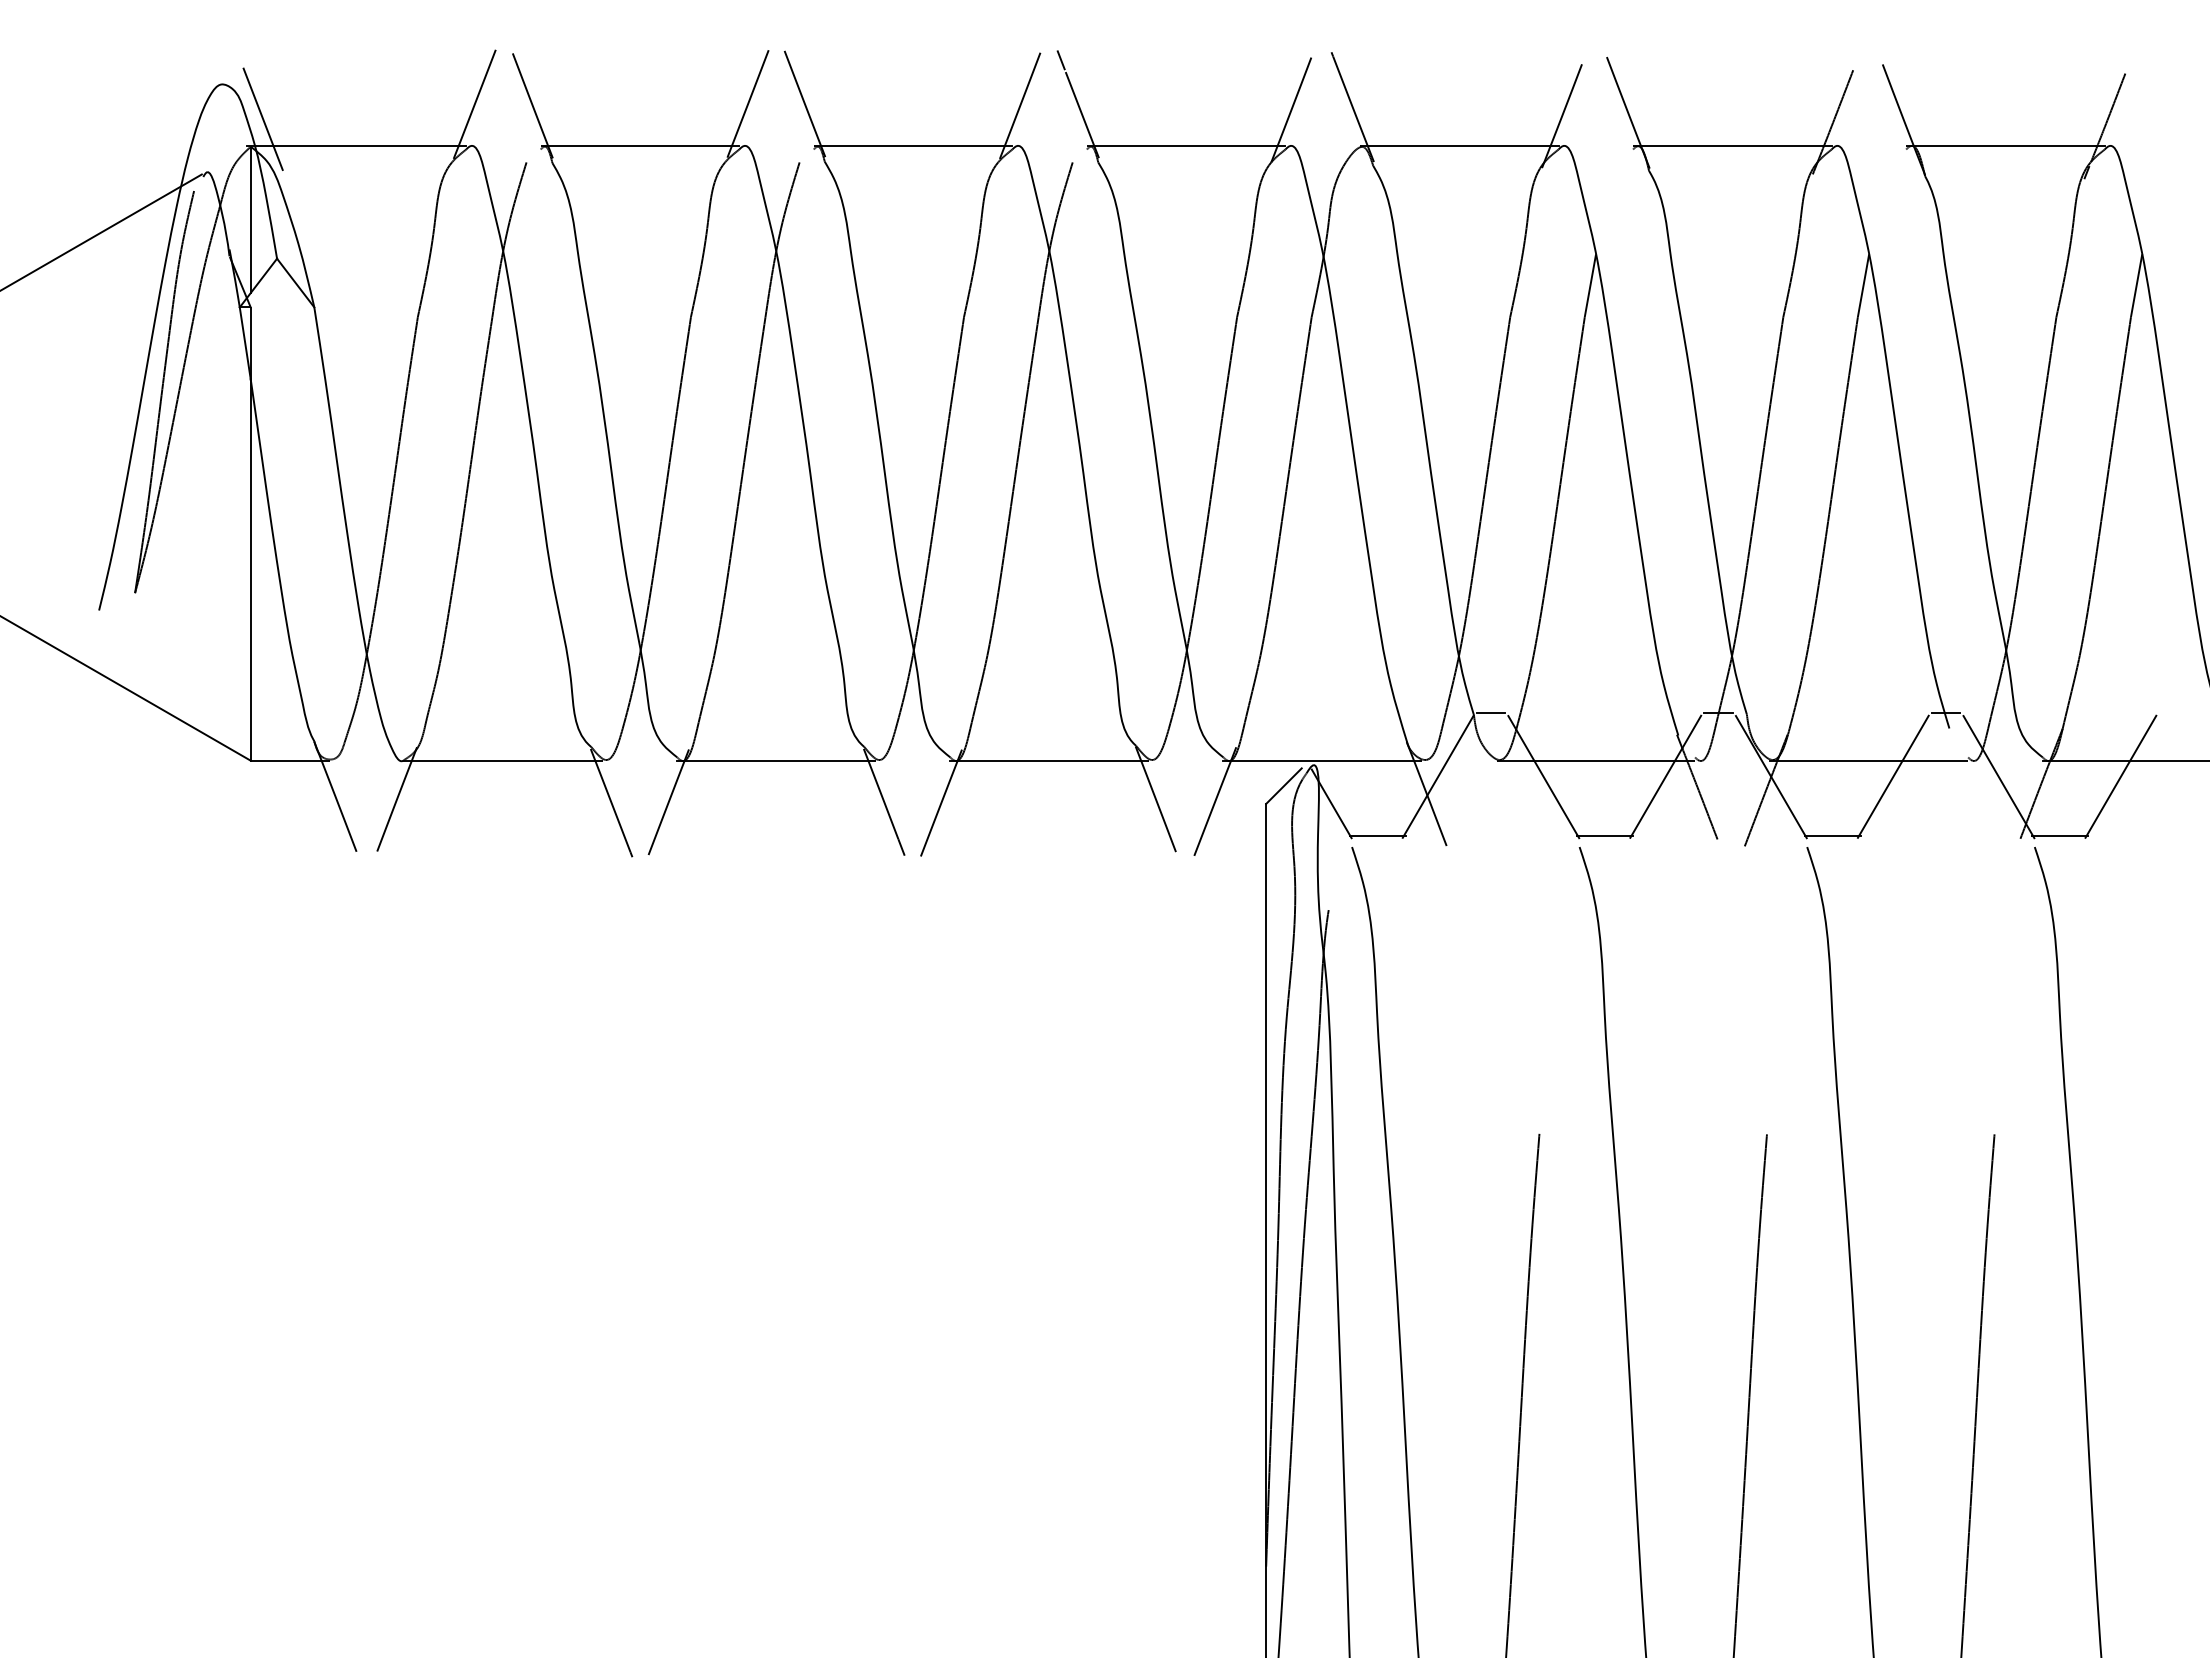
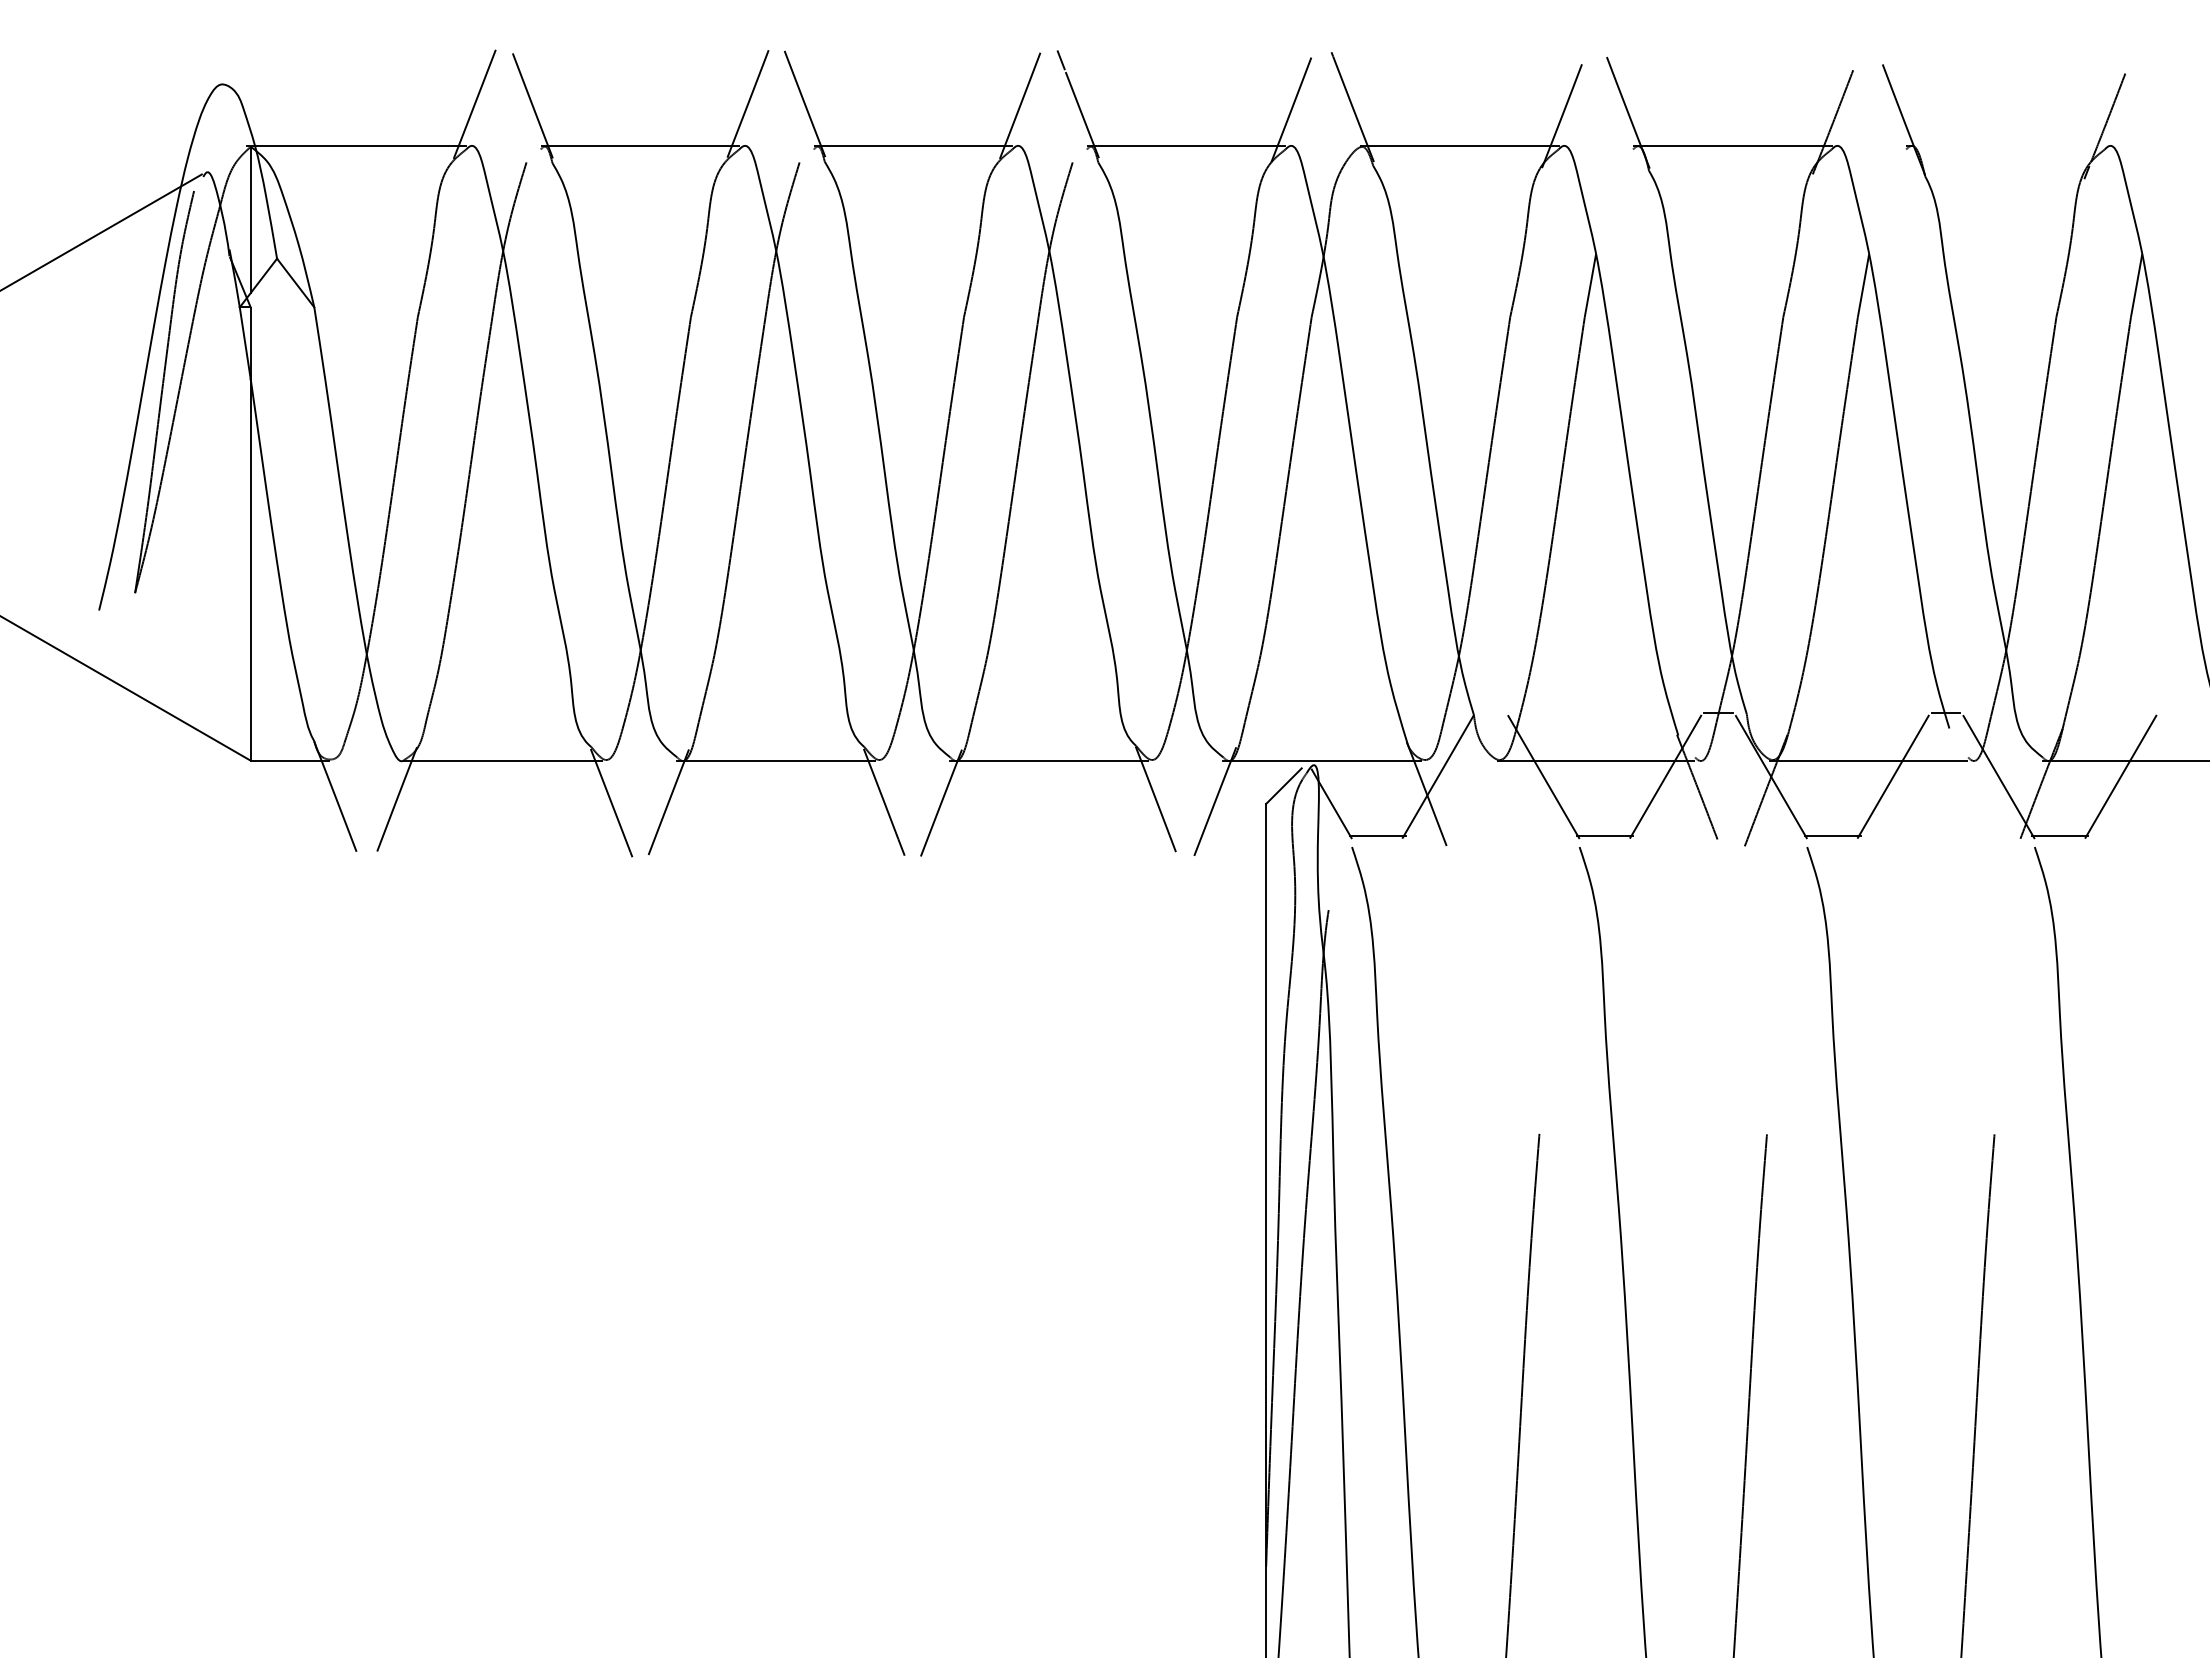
line: present -> none (262, 119)
line: present -> none (2008, 146)
line: present -> none (1490, 712)
